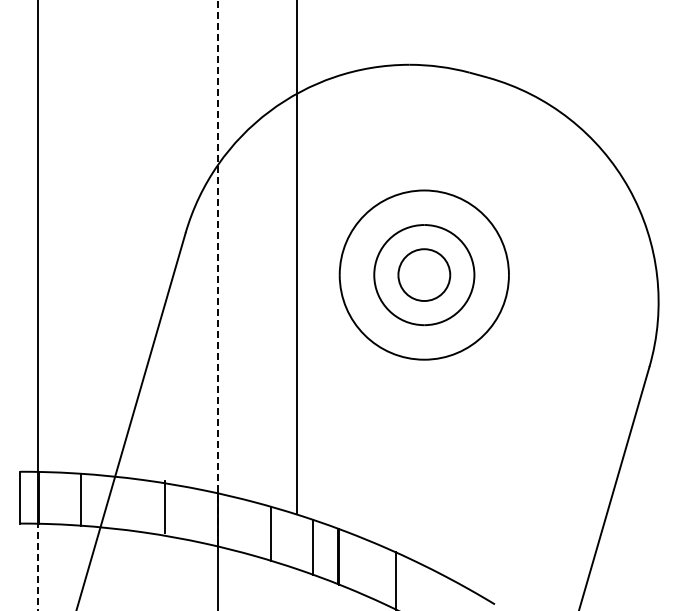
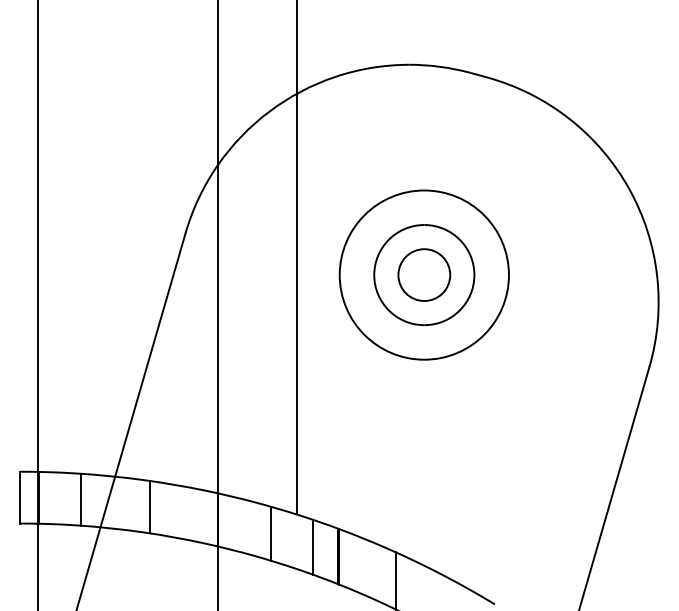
line: dashed -> solid (218, 273)
line position: (164, 506) -> (149, 506) (149, 506)
line: dashed -> solid (37, 566)
